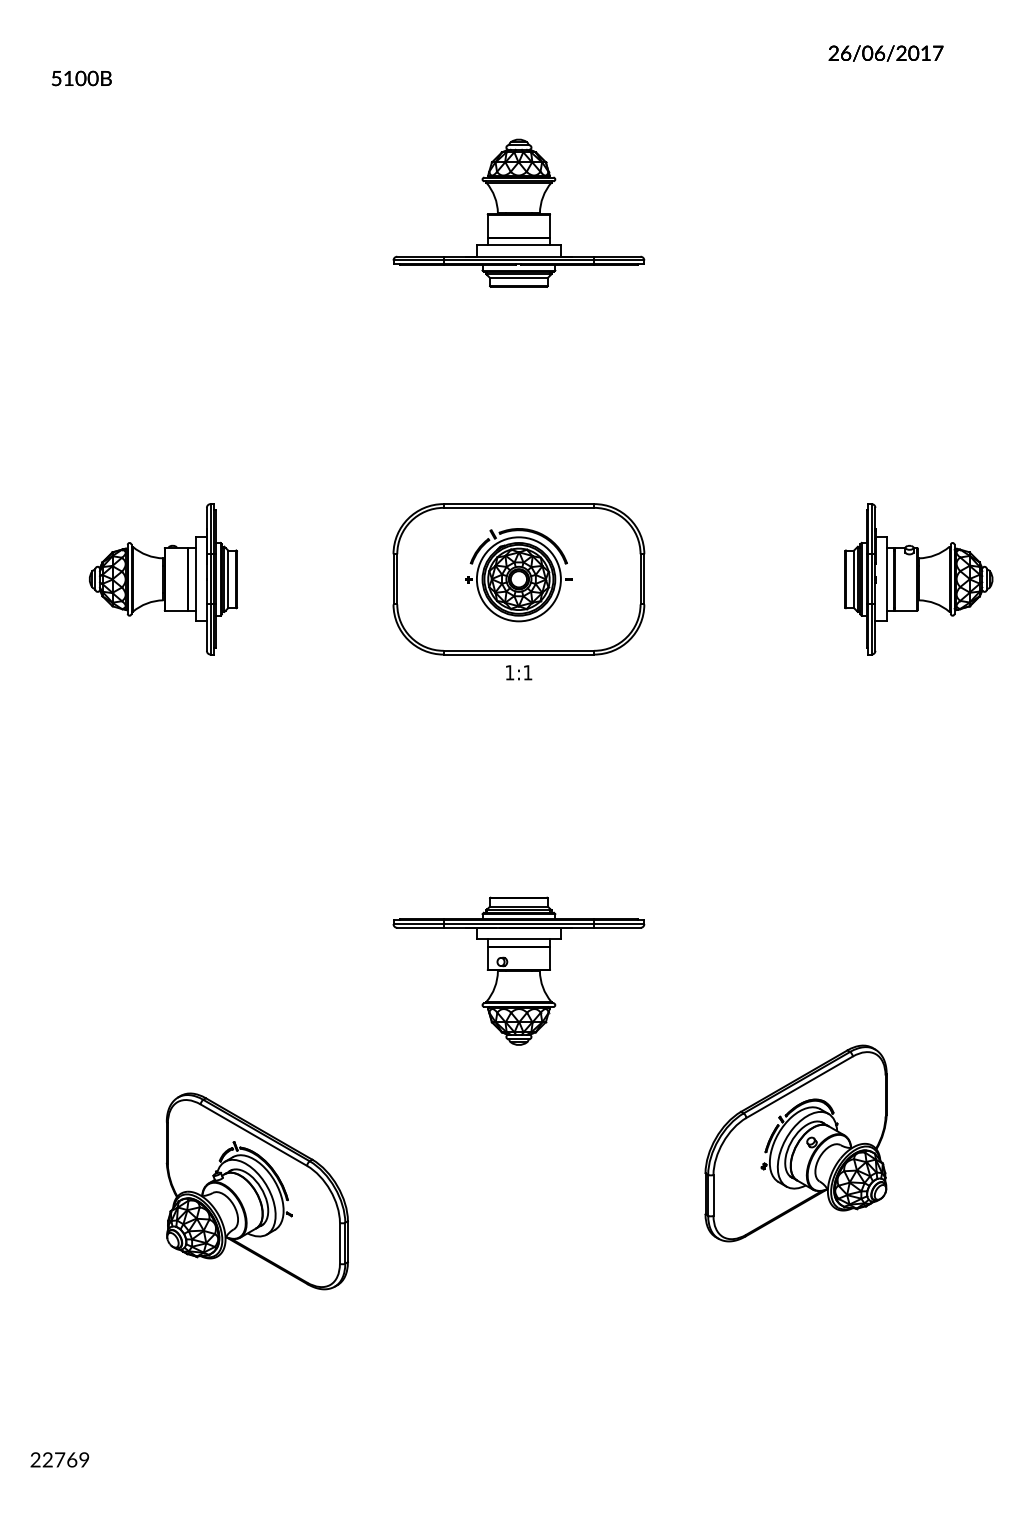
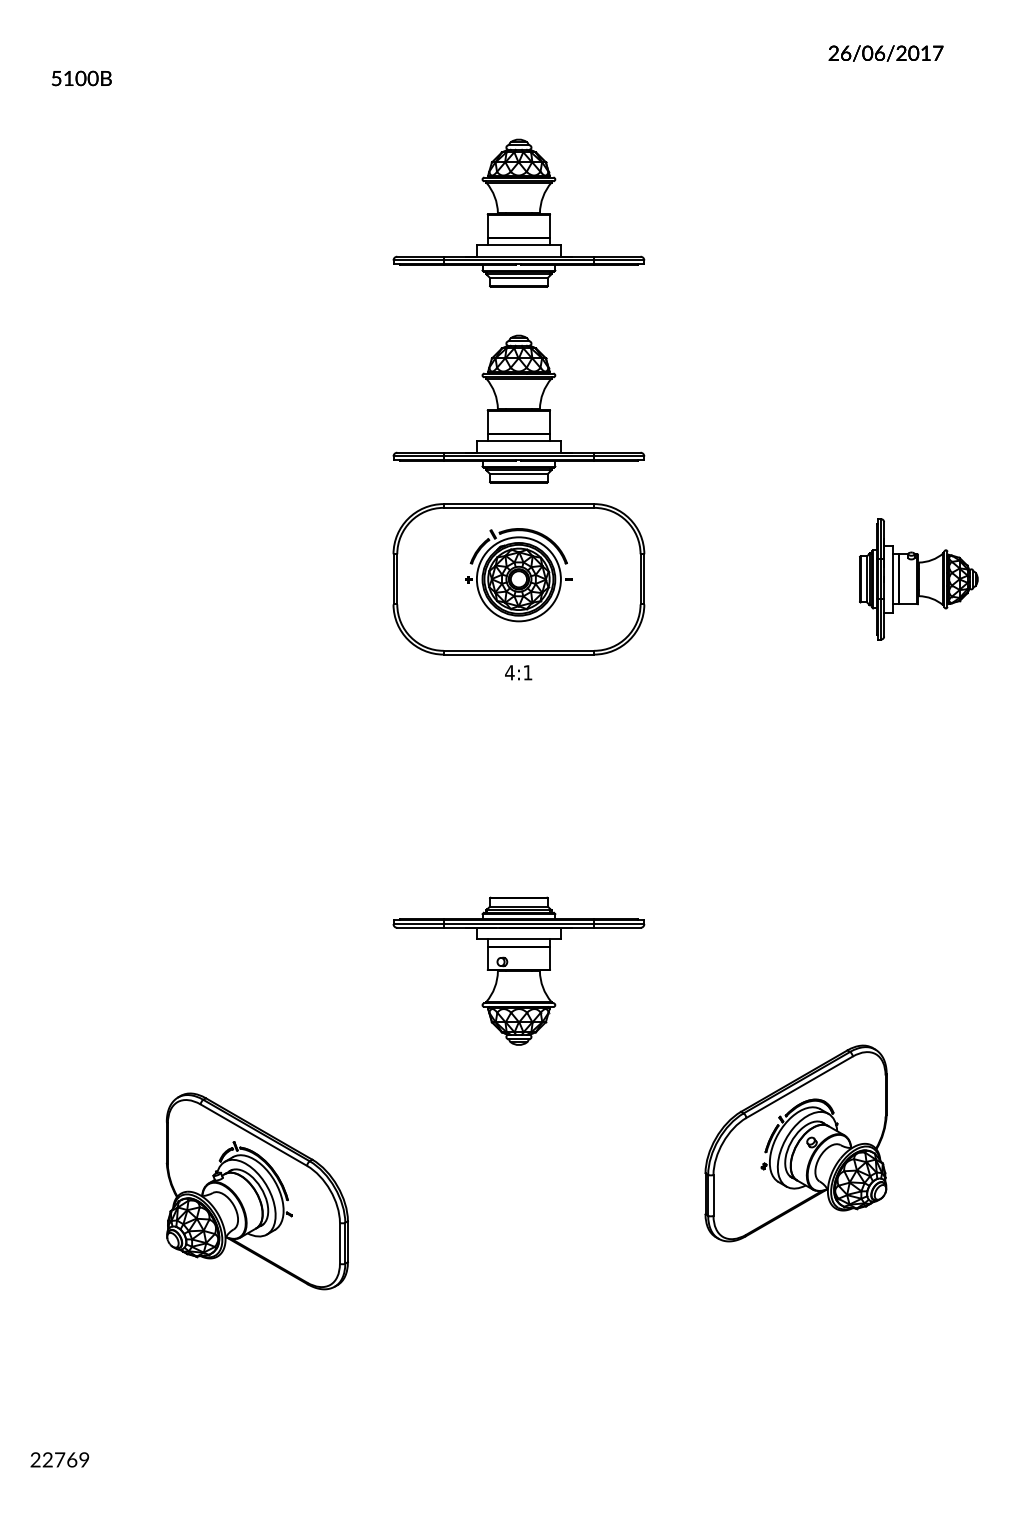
part: none -> present (518, 408)
part: present -> none (163, 579)
part size: 150x153 px -> 120x123 px (918, 579)
text: 1:1 -> 4:1 (509, 672)
